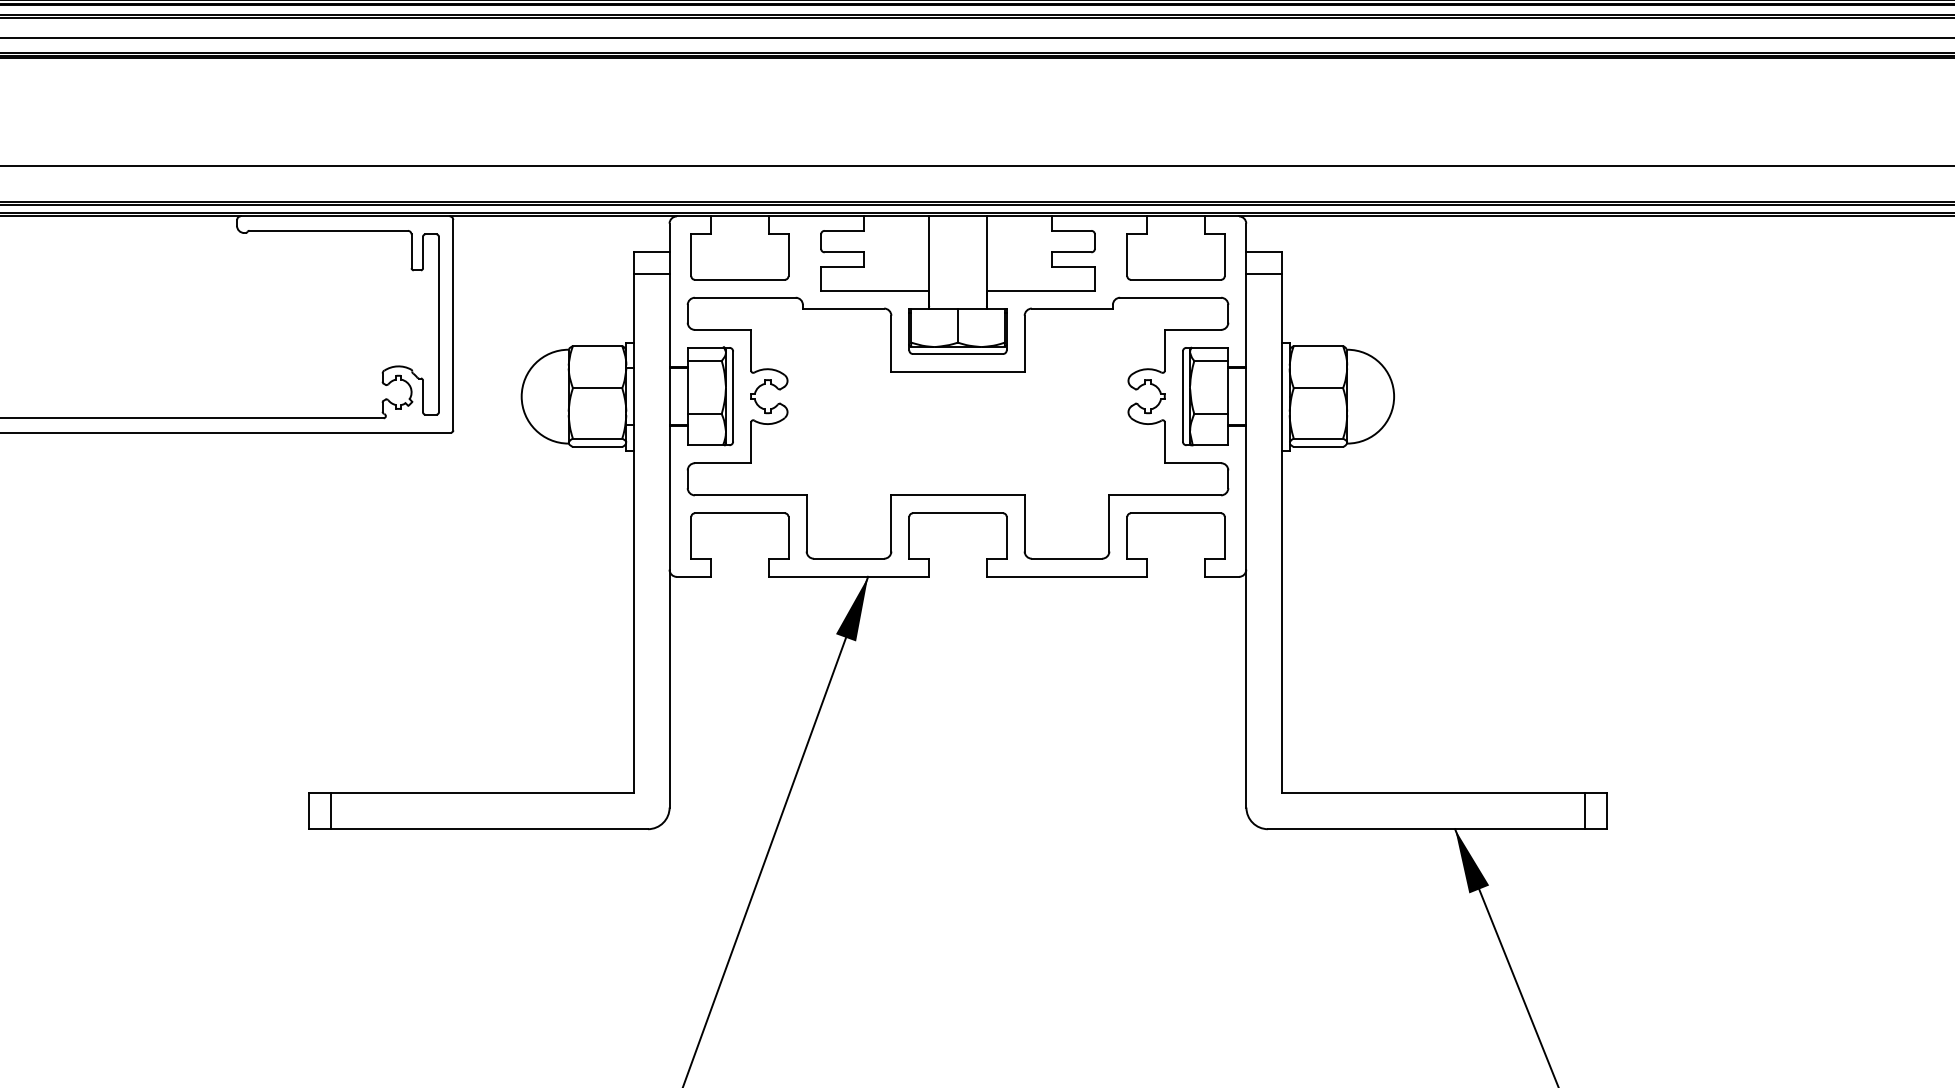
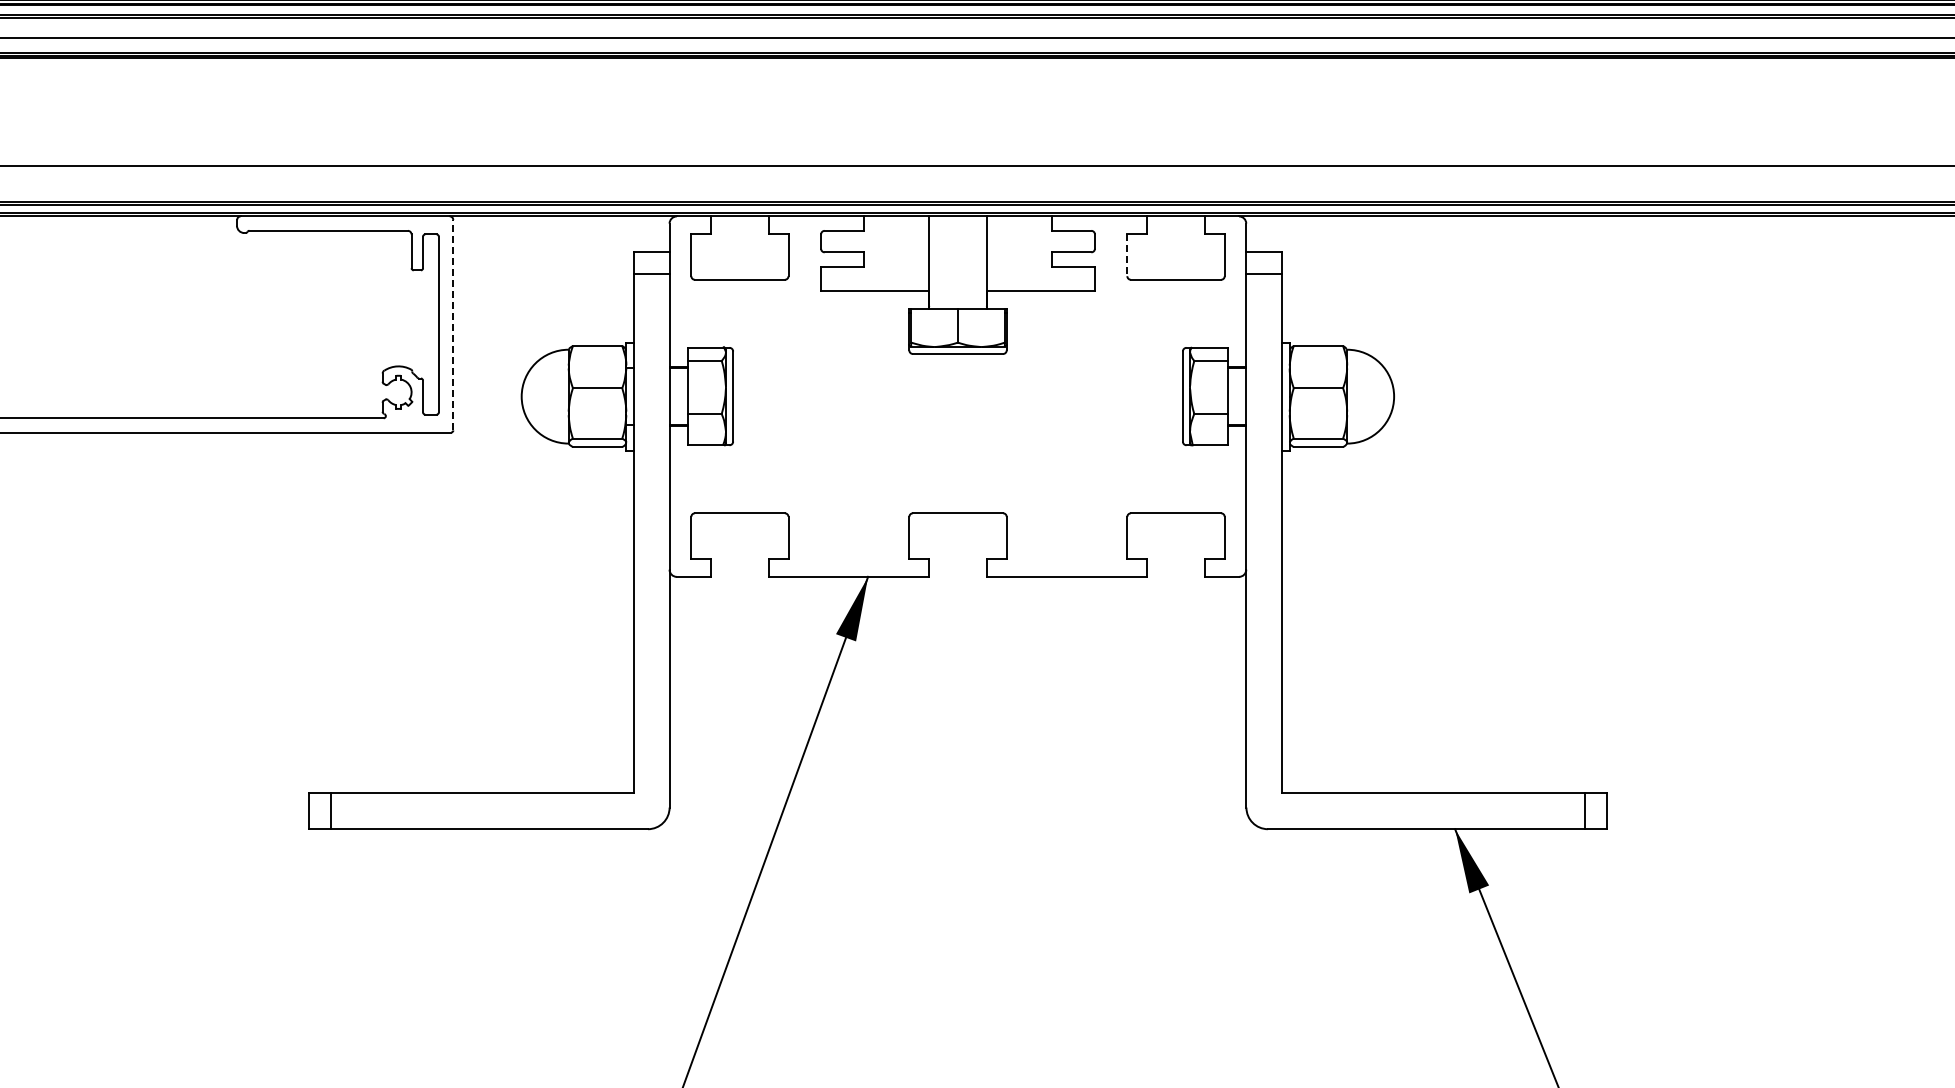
line: solid -> dashed (1127, 255)
line: solid -> dashed (453, 324)
part: present -> none (957, 427)
